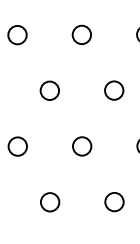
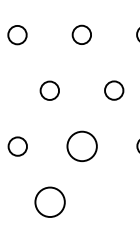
circle diameter: 18 px -> 29 px (81, 146)
circle diameter: 18 px -> 29 px (49, 202)
circle: present -> none (114, 202)
